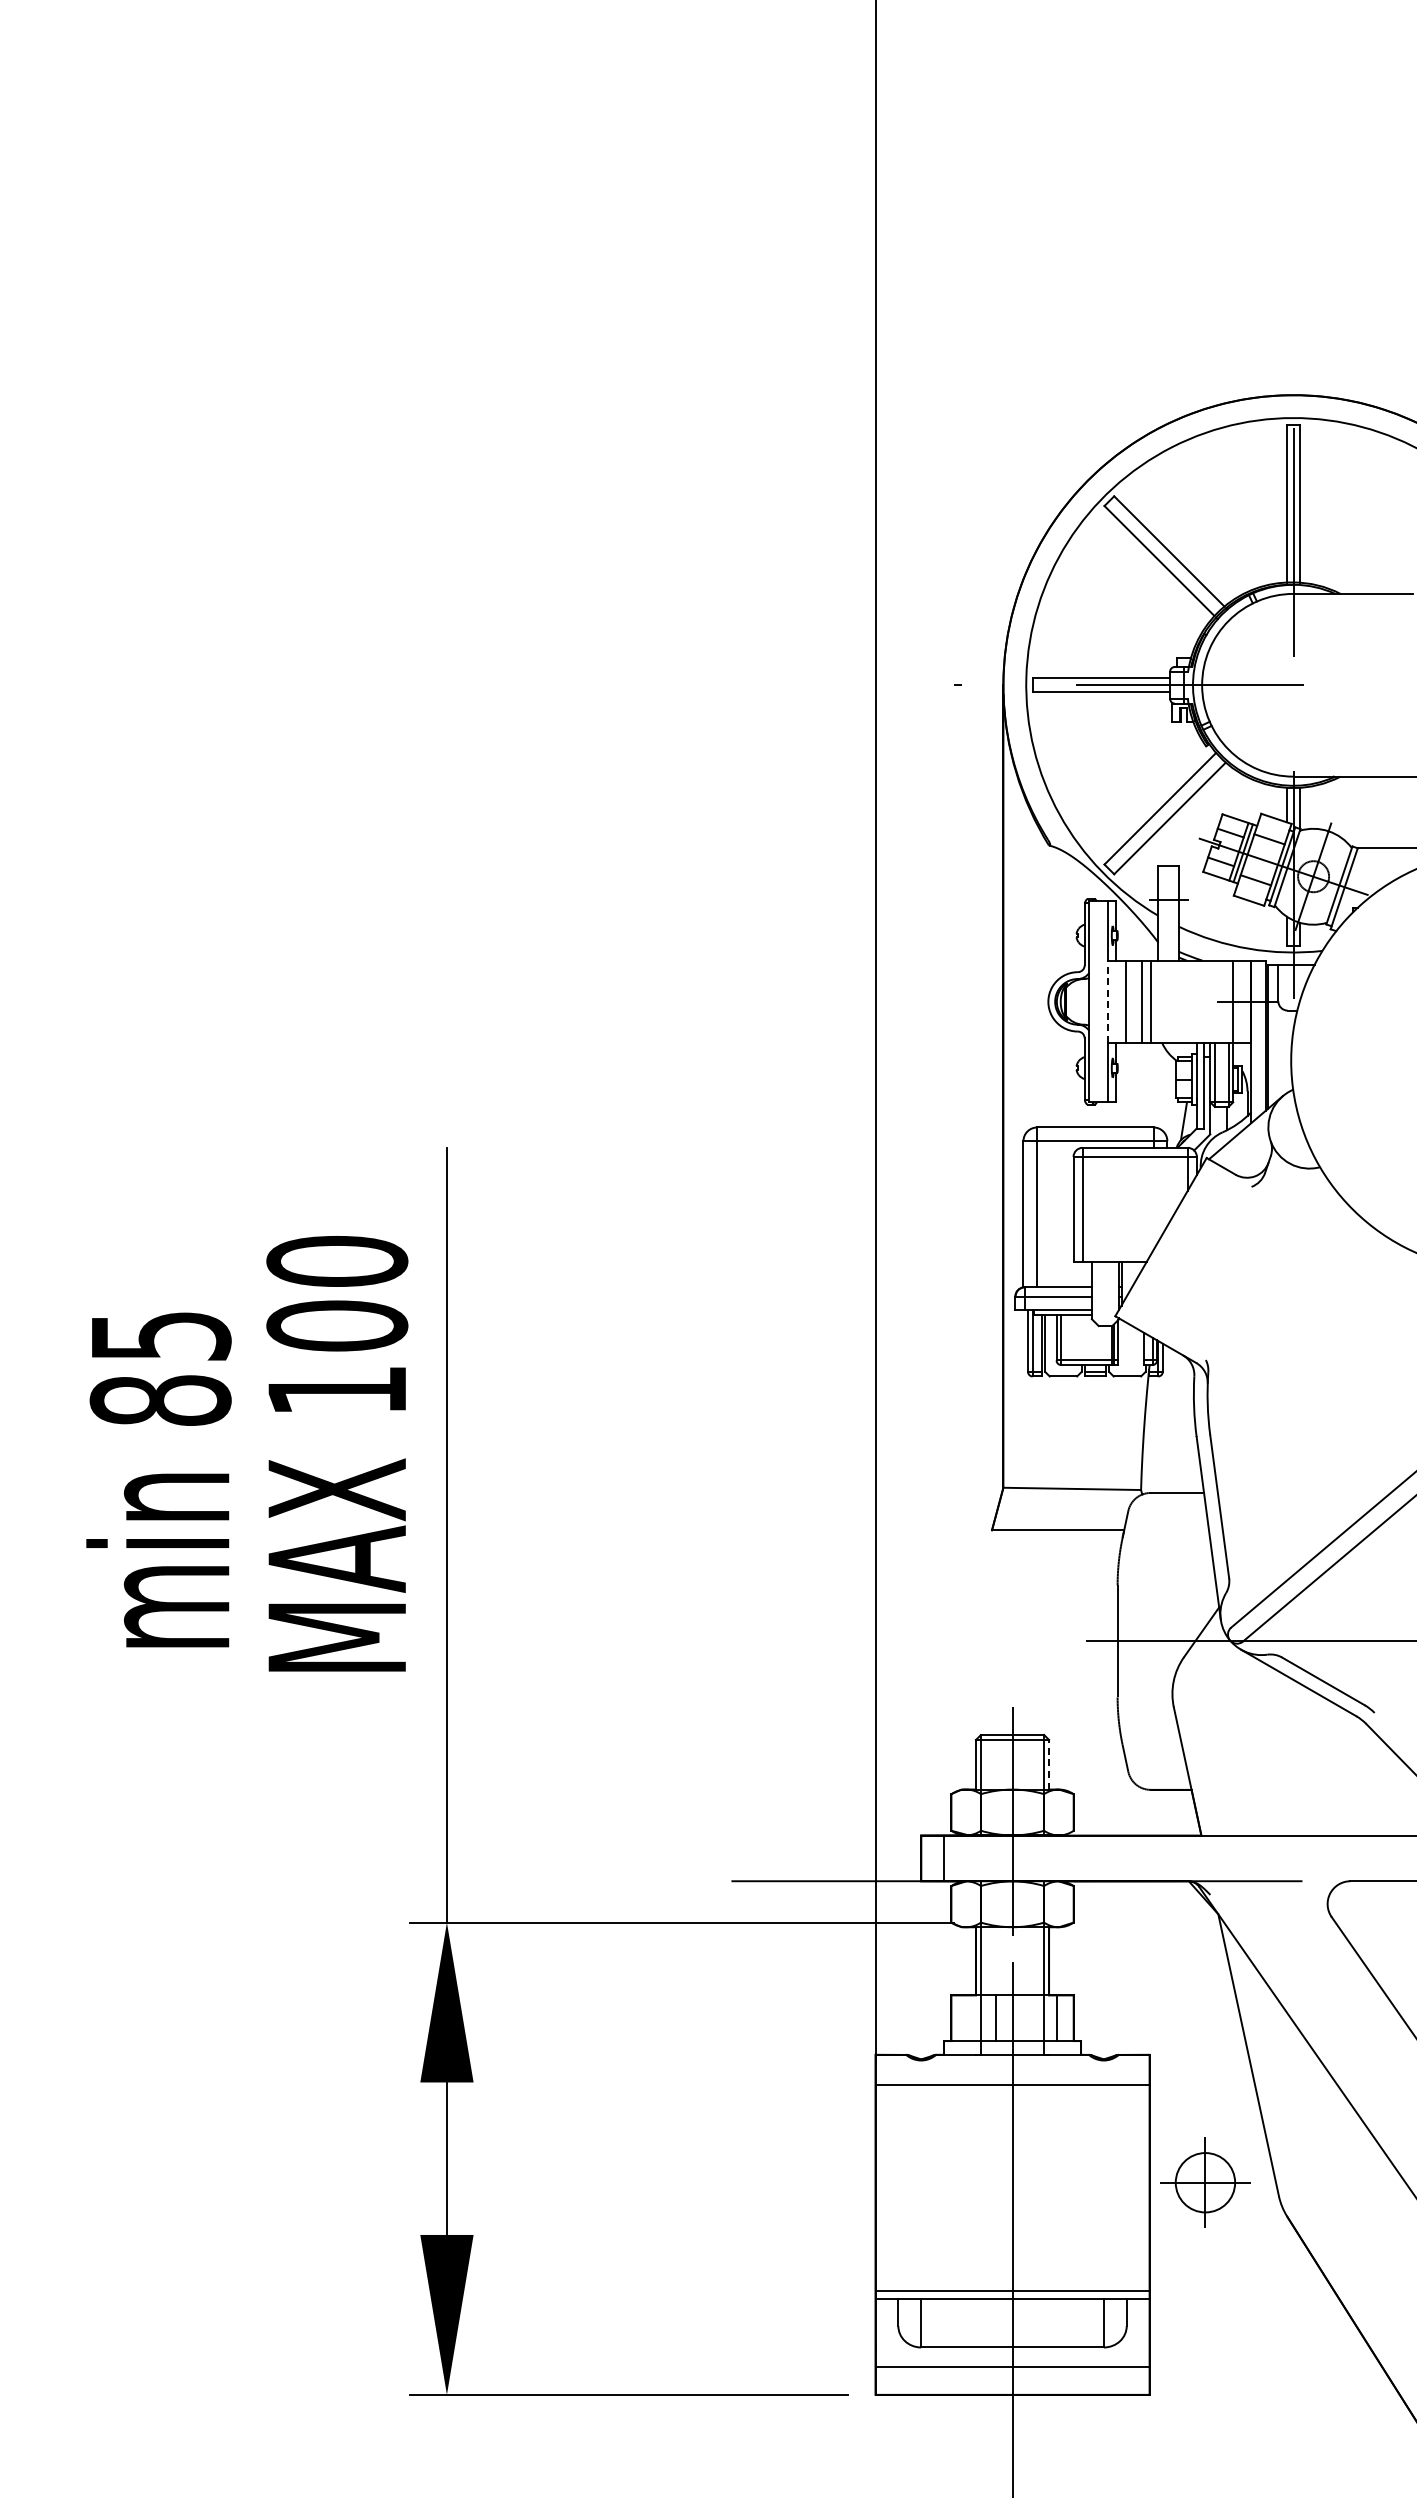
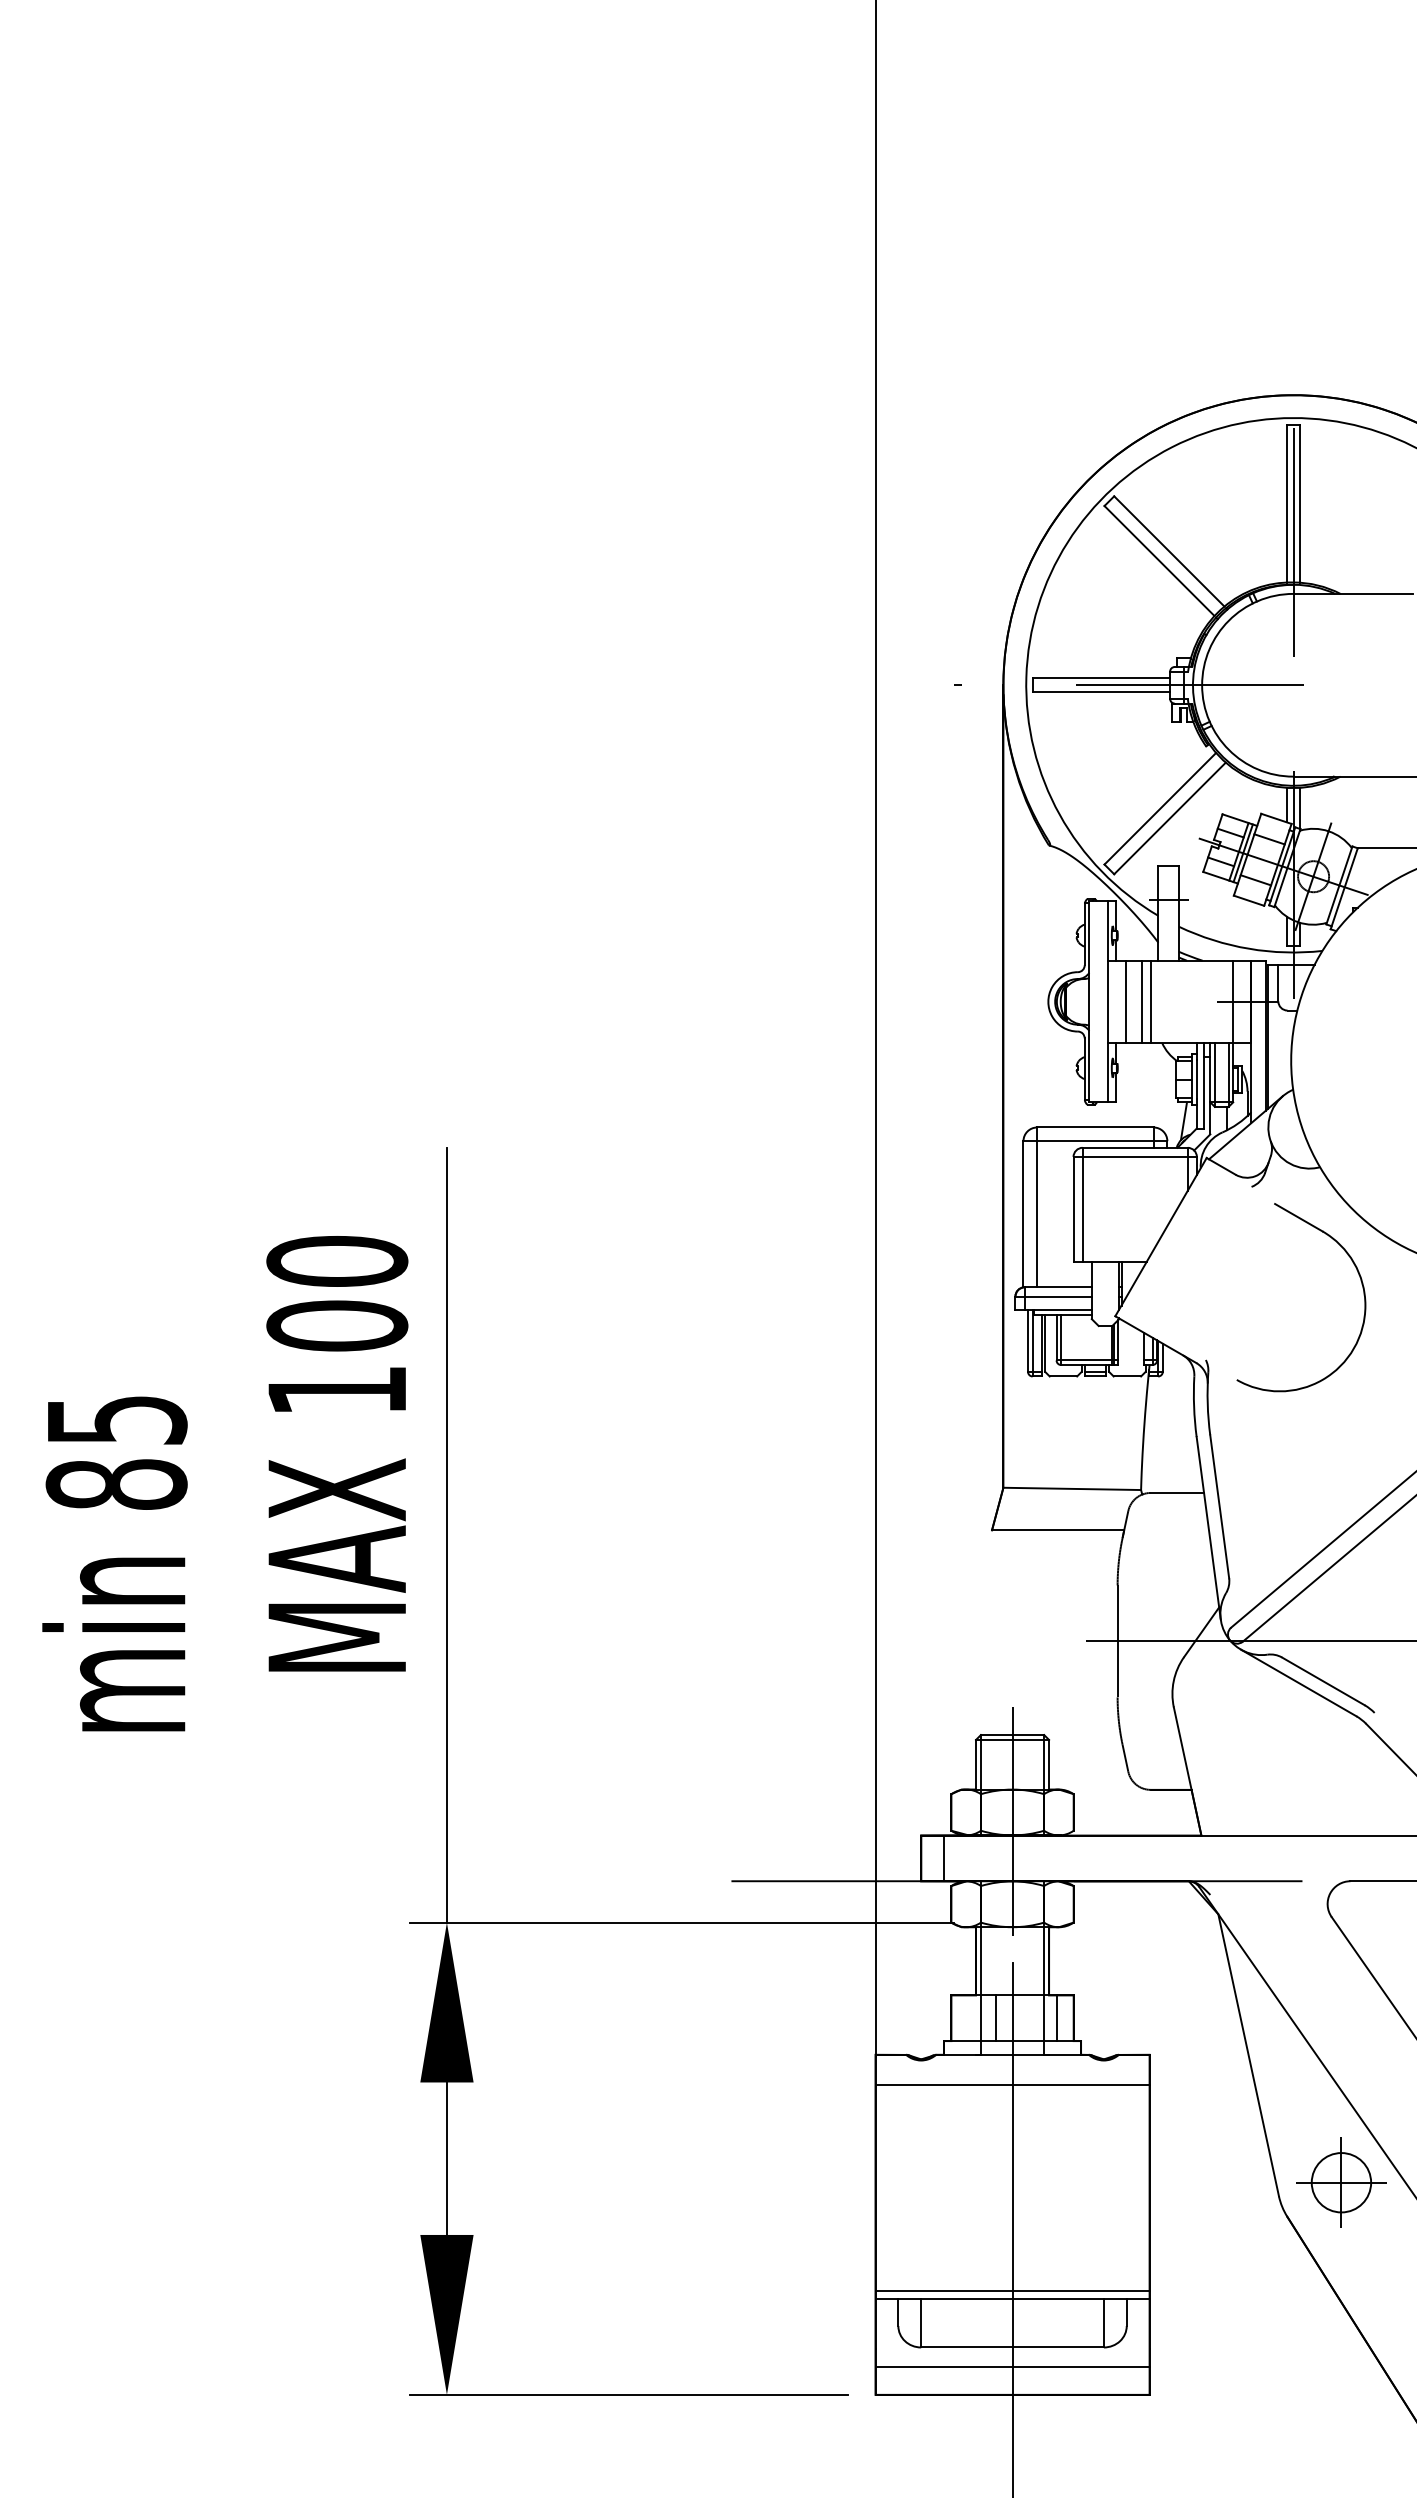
line: dashed -> solid (1107, 1001)
part: none -> present (1358, 1275)
text position: (158, 1479) -> (114, 1563) (114, 1563)
line: dashed -> solid (1049, 1764)
part position: (1205, 2182) -> (1341, 2182) (1341, 2182)
